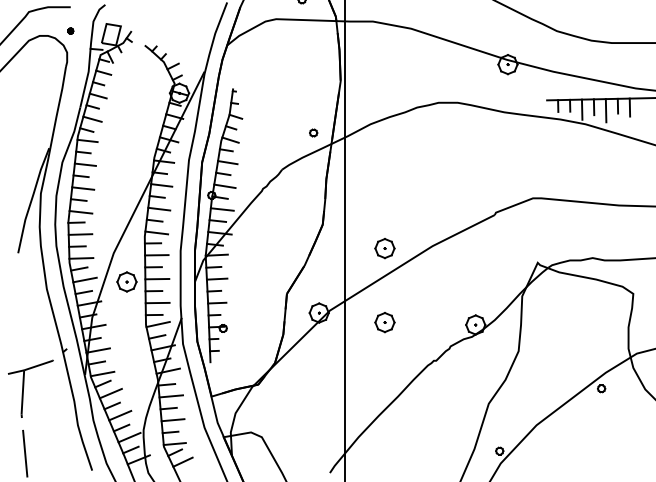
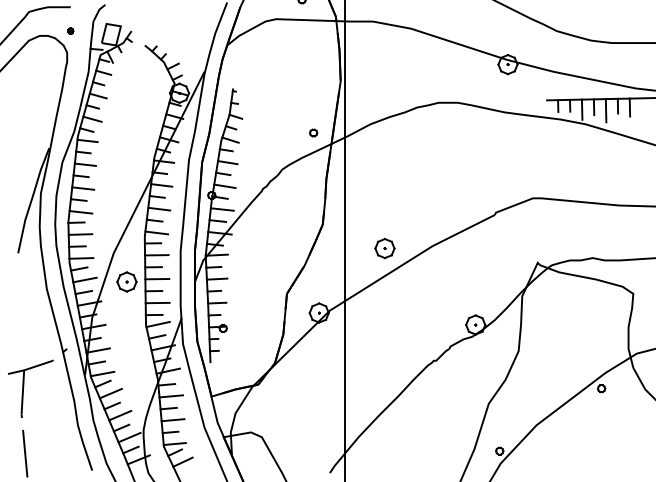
part: present -> none (384, 322)
